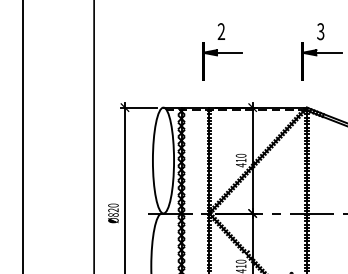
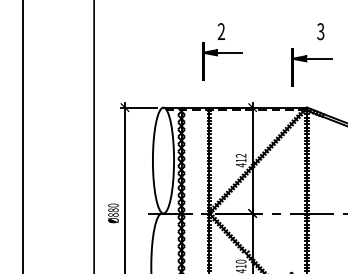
part position: (317, 56) -> (307, 62) (307, 62)
text: 410 -> 412 (241, 155)
text: Ø820 -> Ø880 (113, 210)
